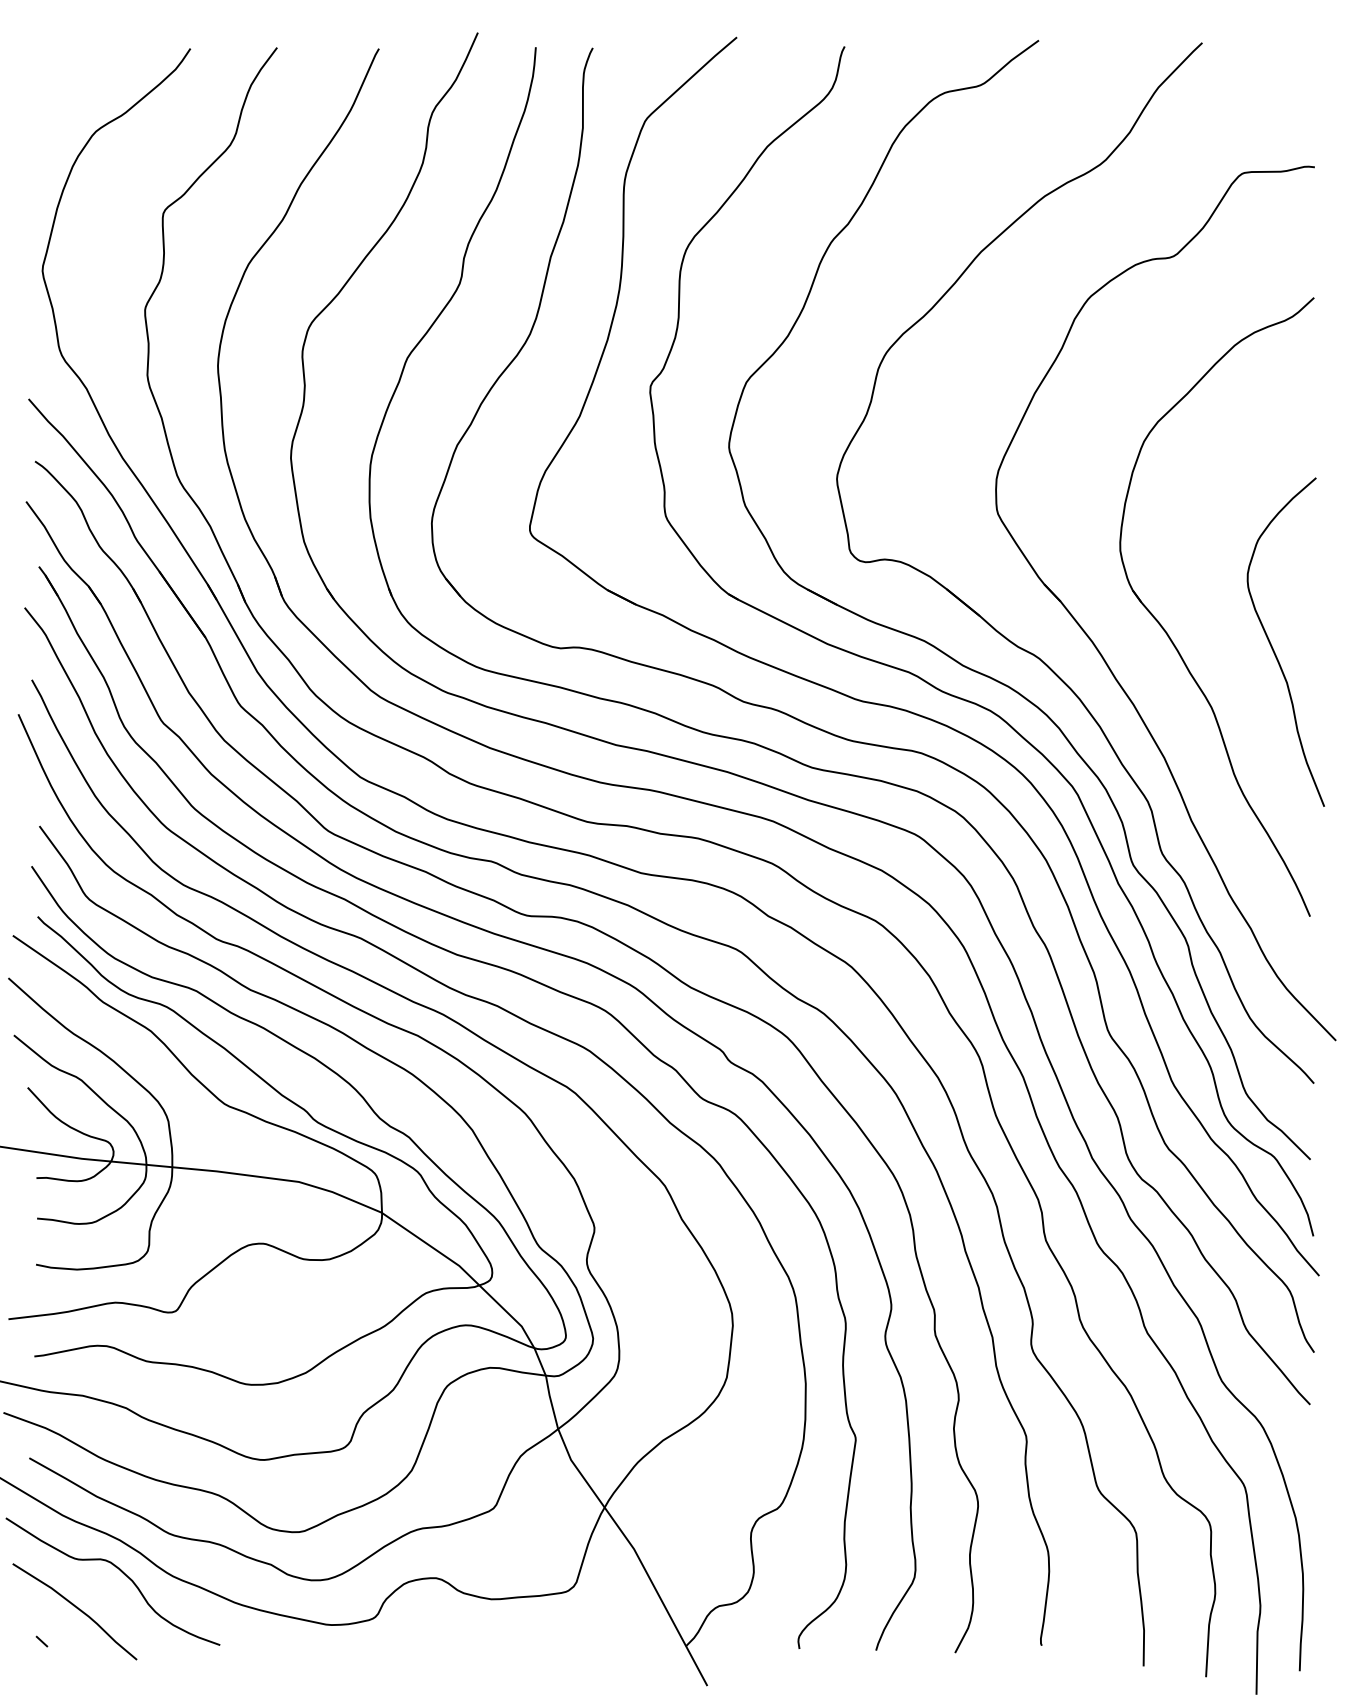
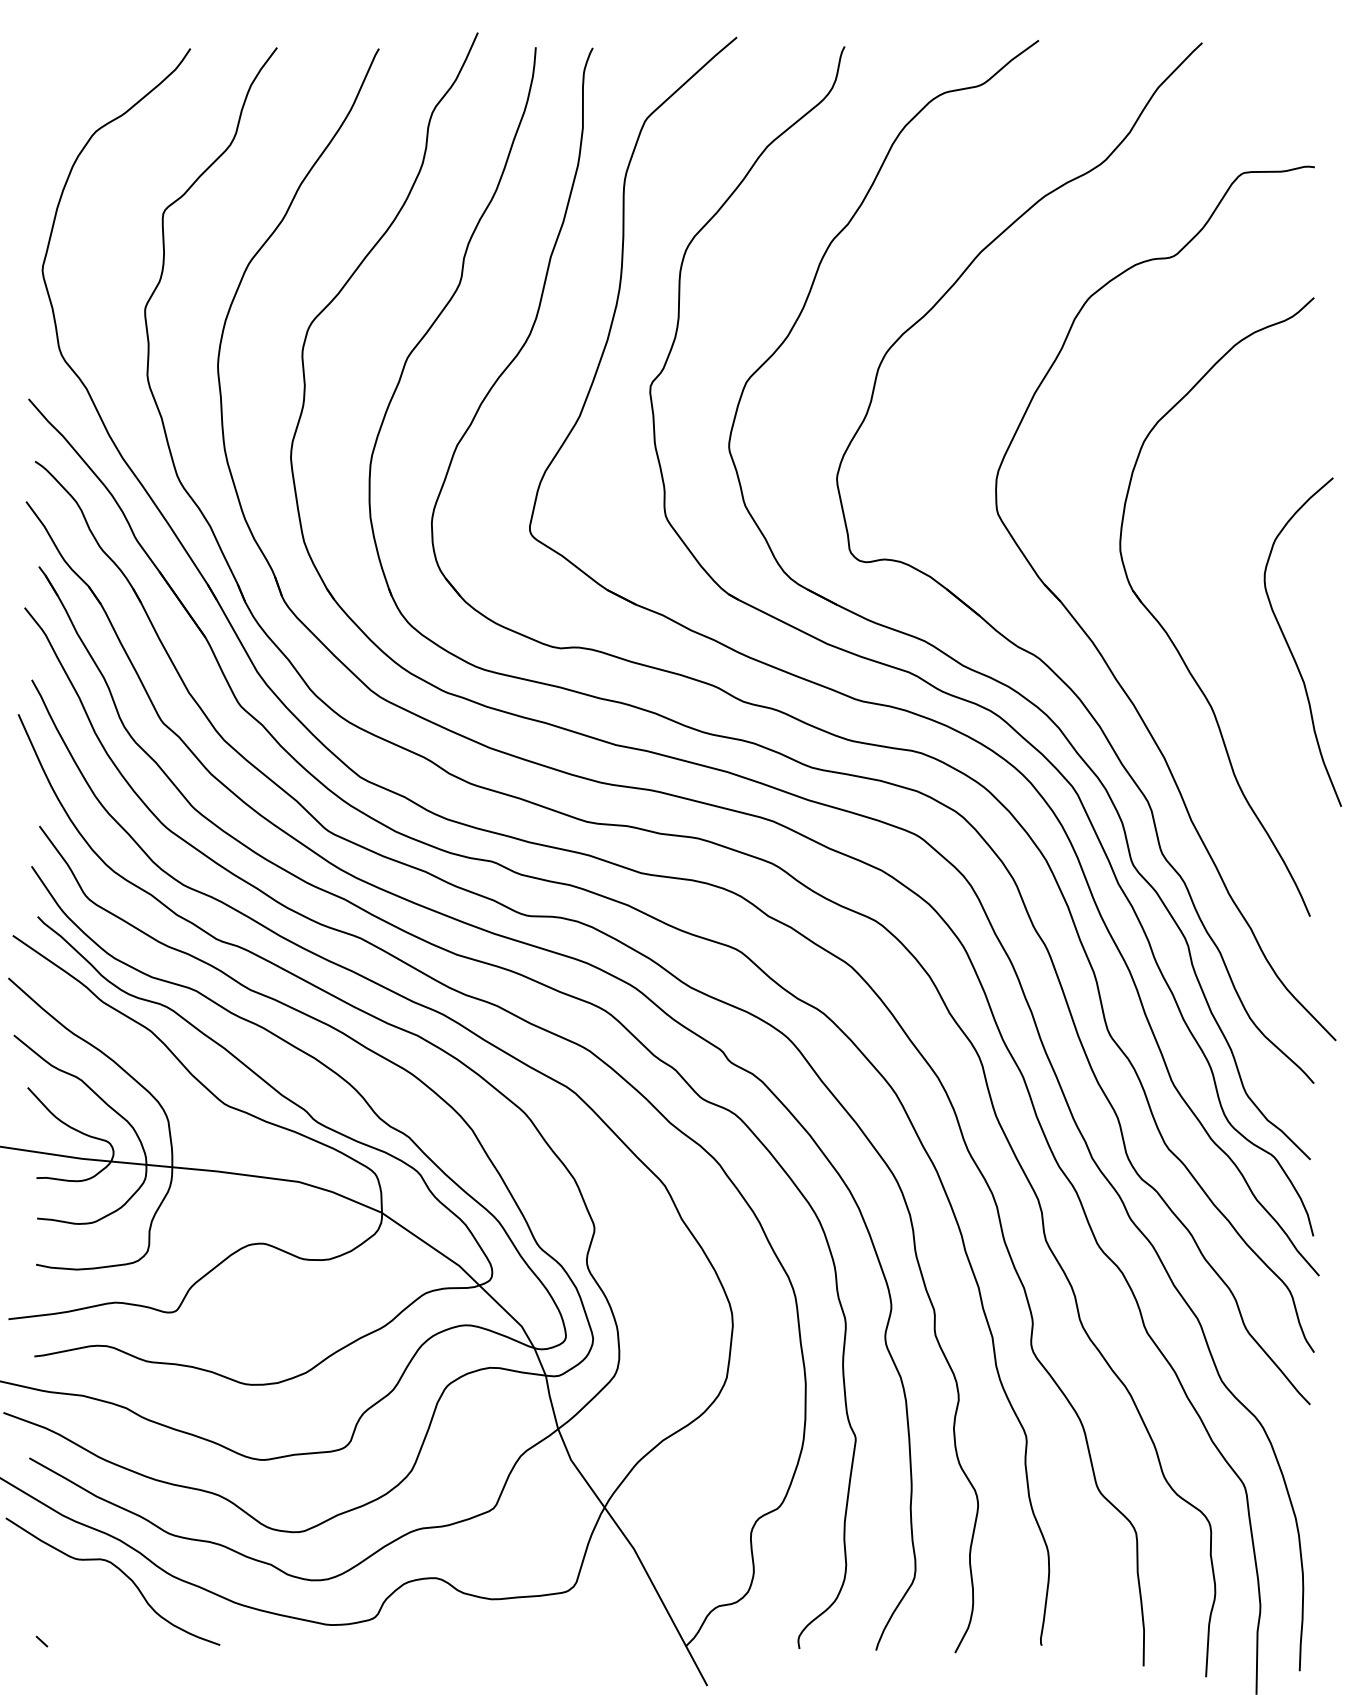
curve position: (1272, 645) -> (1289, 645) (1289, 645)
curve: present -> none (76, 1608)
